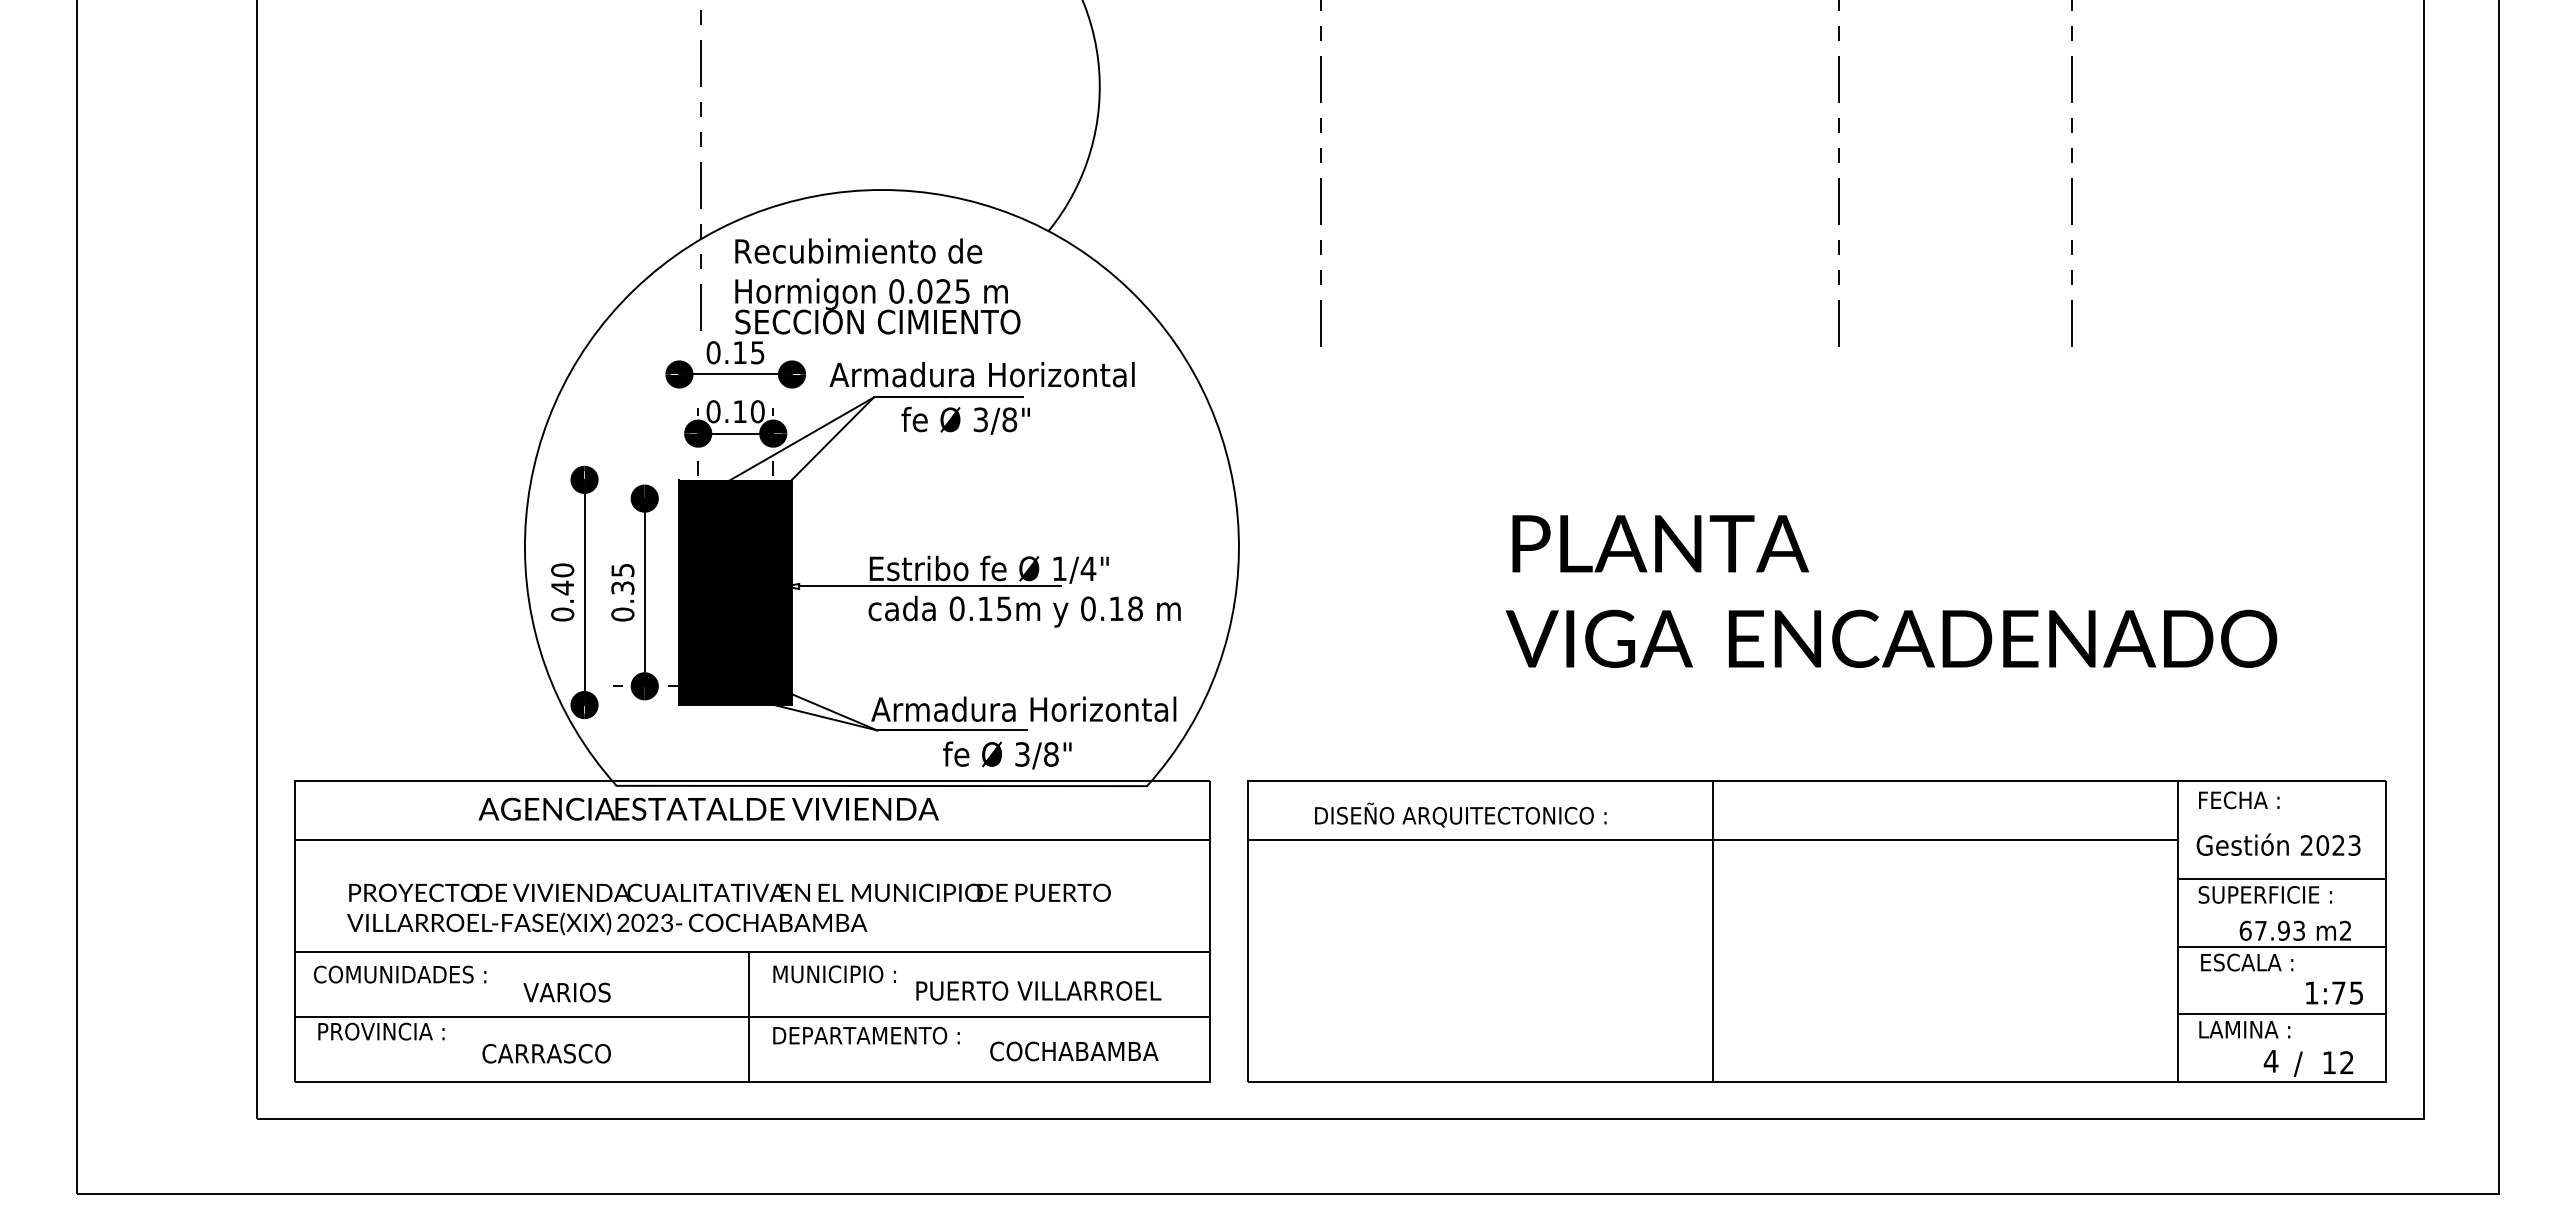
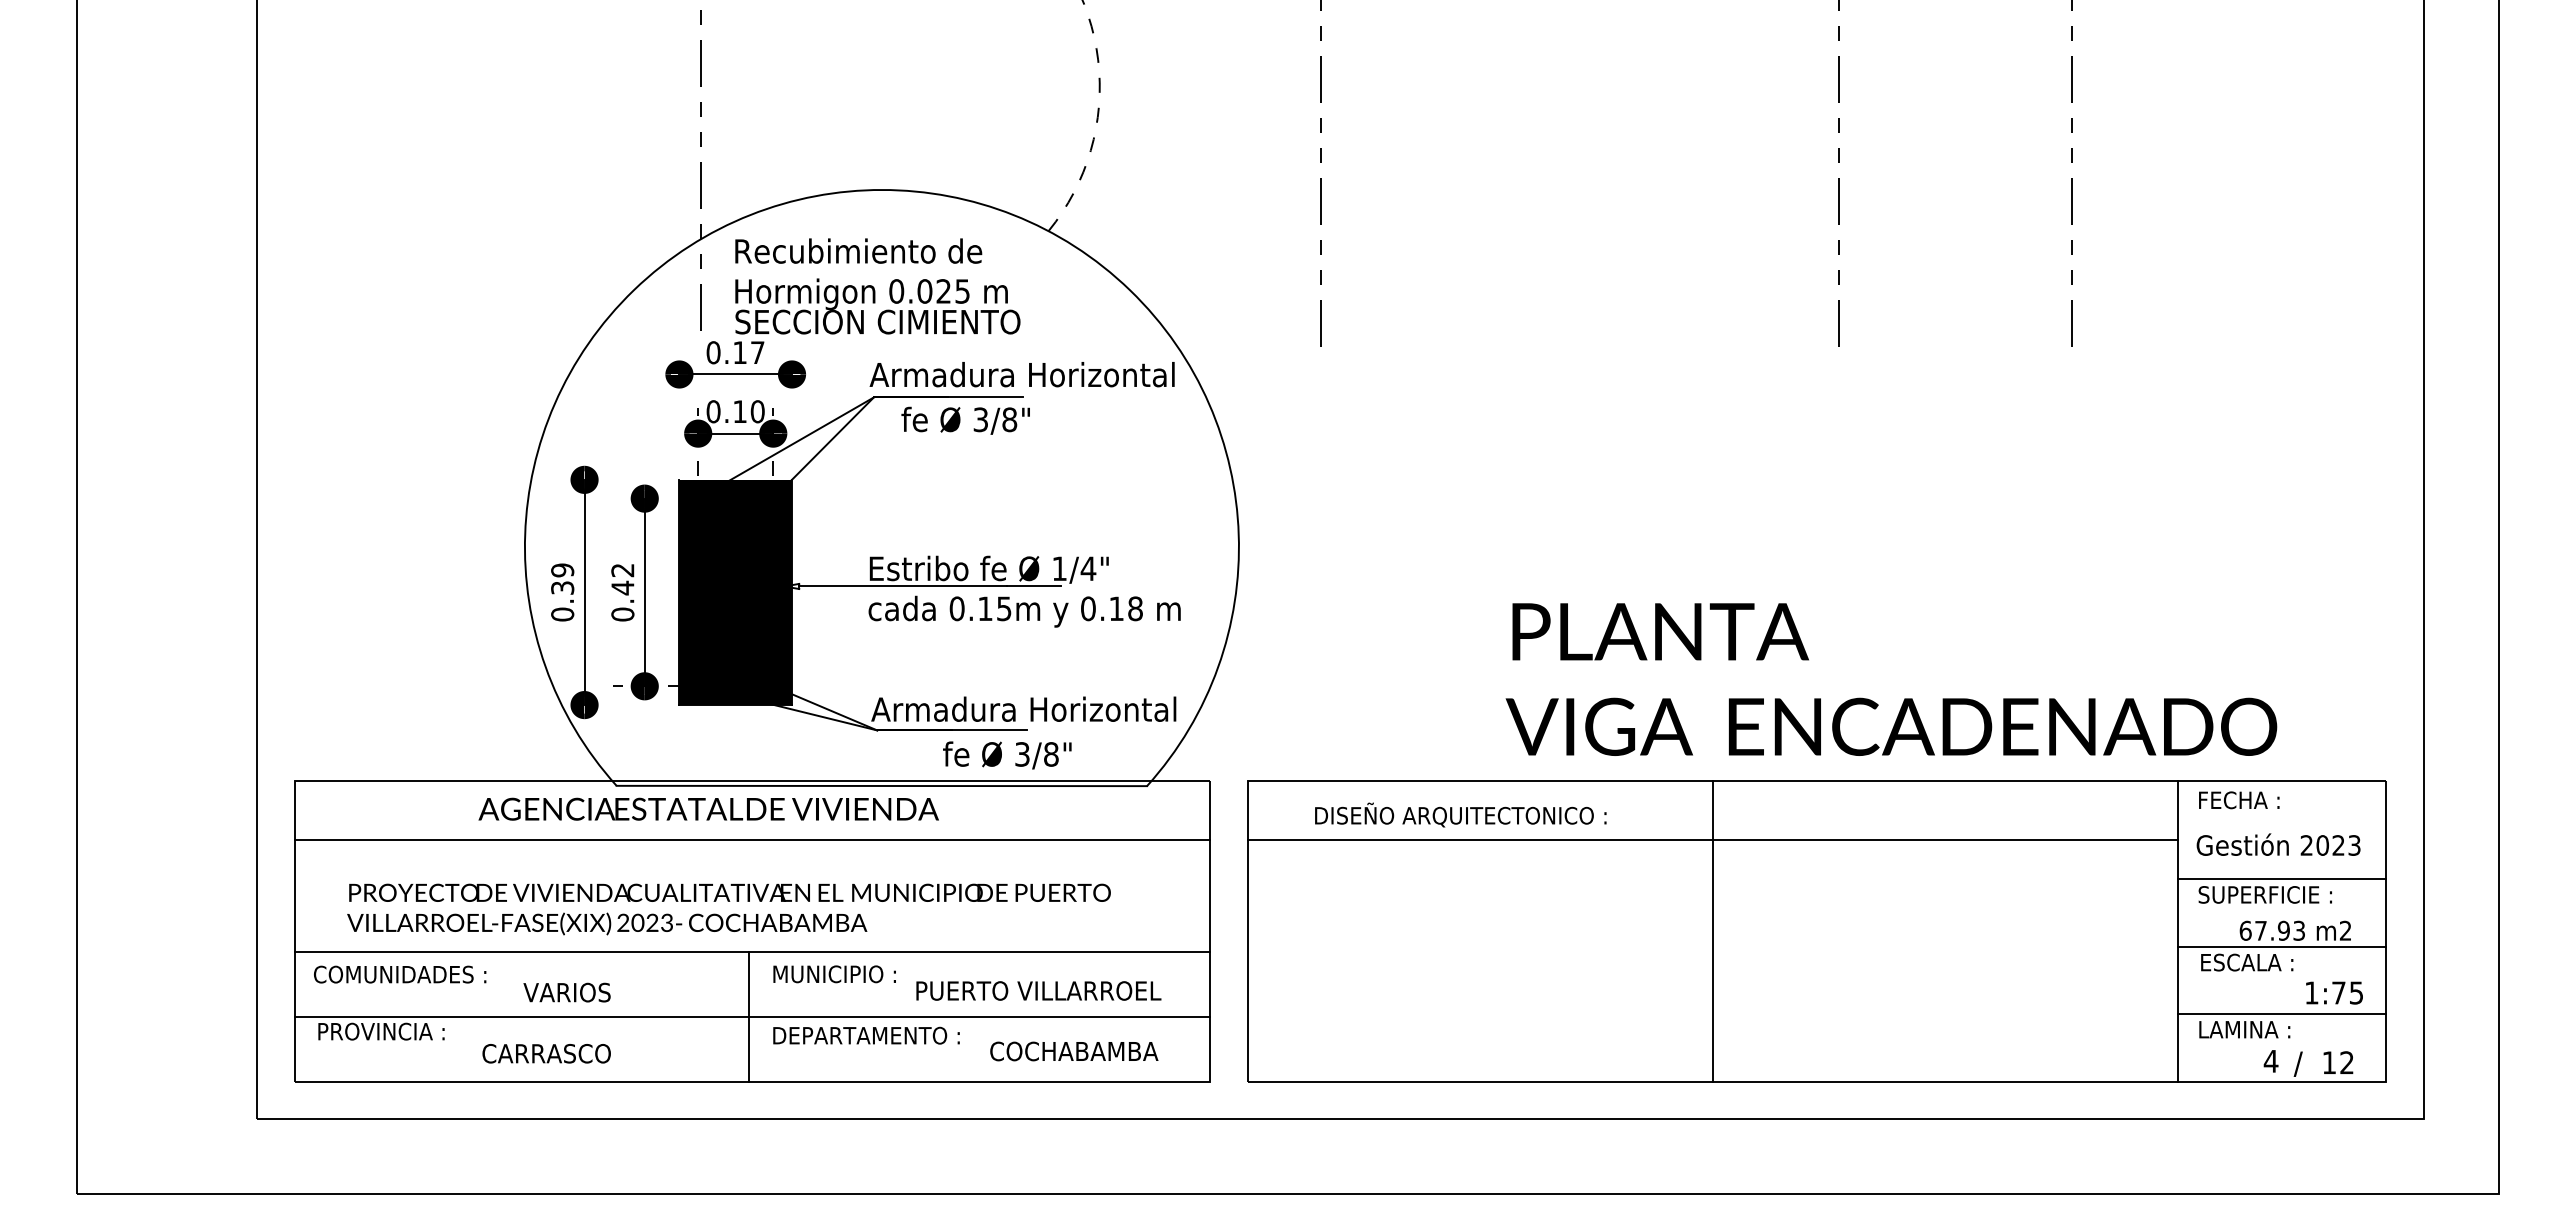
arc: solid -> dashed (1097, 120)
text: 0.15 -> 0.17 (757, 352)
text position: (981, 374) -> (1021, 374) (1021, 374)
text: 0.40 -> 0.39 (562, 579)
text: 0.35 -> 0.42 (622, 579)
text position: (1891, 591) -> (1891, 679) (1891, 679)
